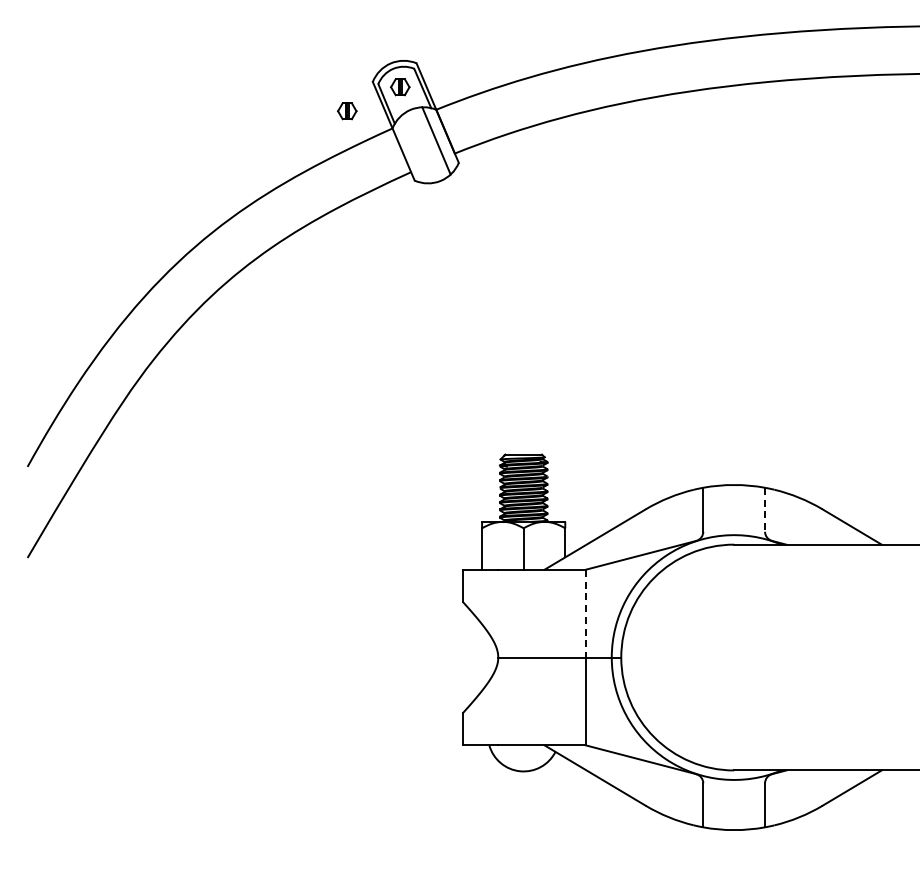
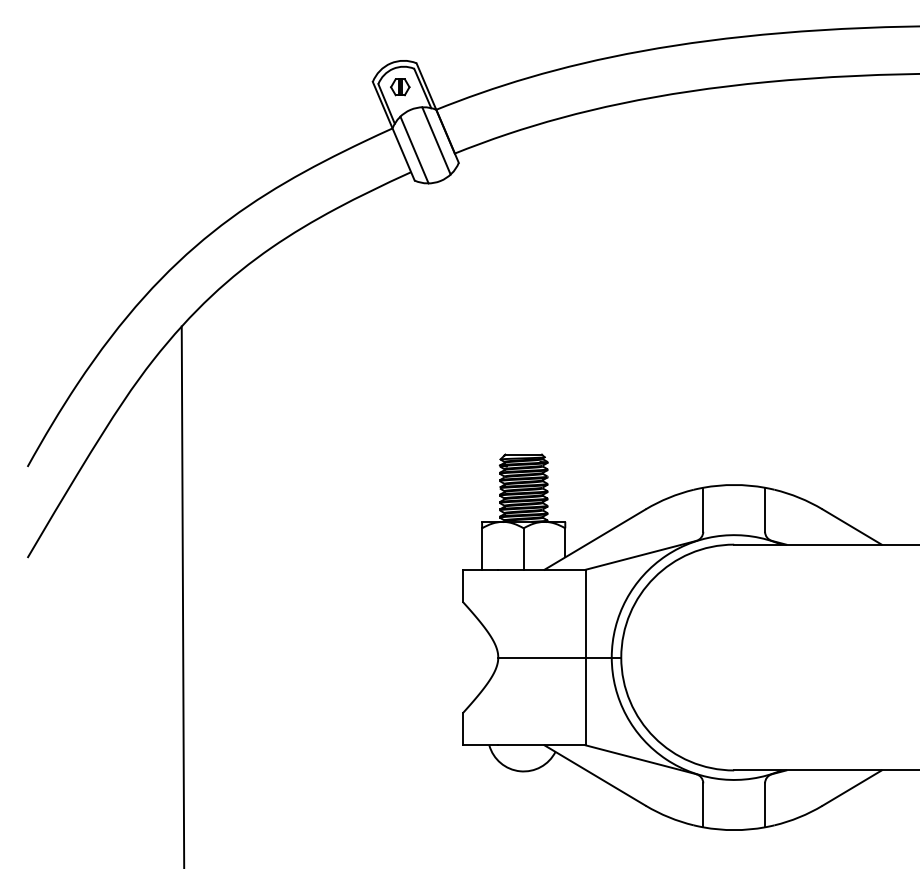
part: present -> none (347, 111)
line: none -> present (414, 149)
line: dashed -> solid (765, 509)
line: none -> present (182, 595)
line: dashed -> solid (585, 613)
